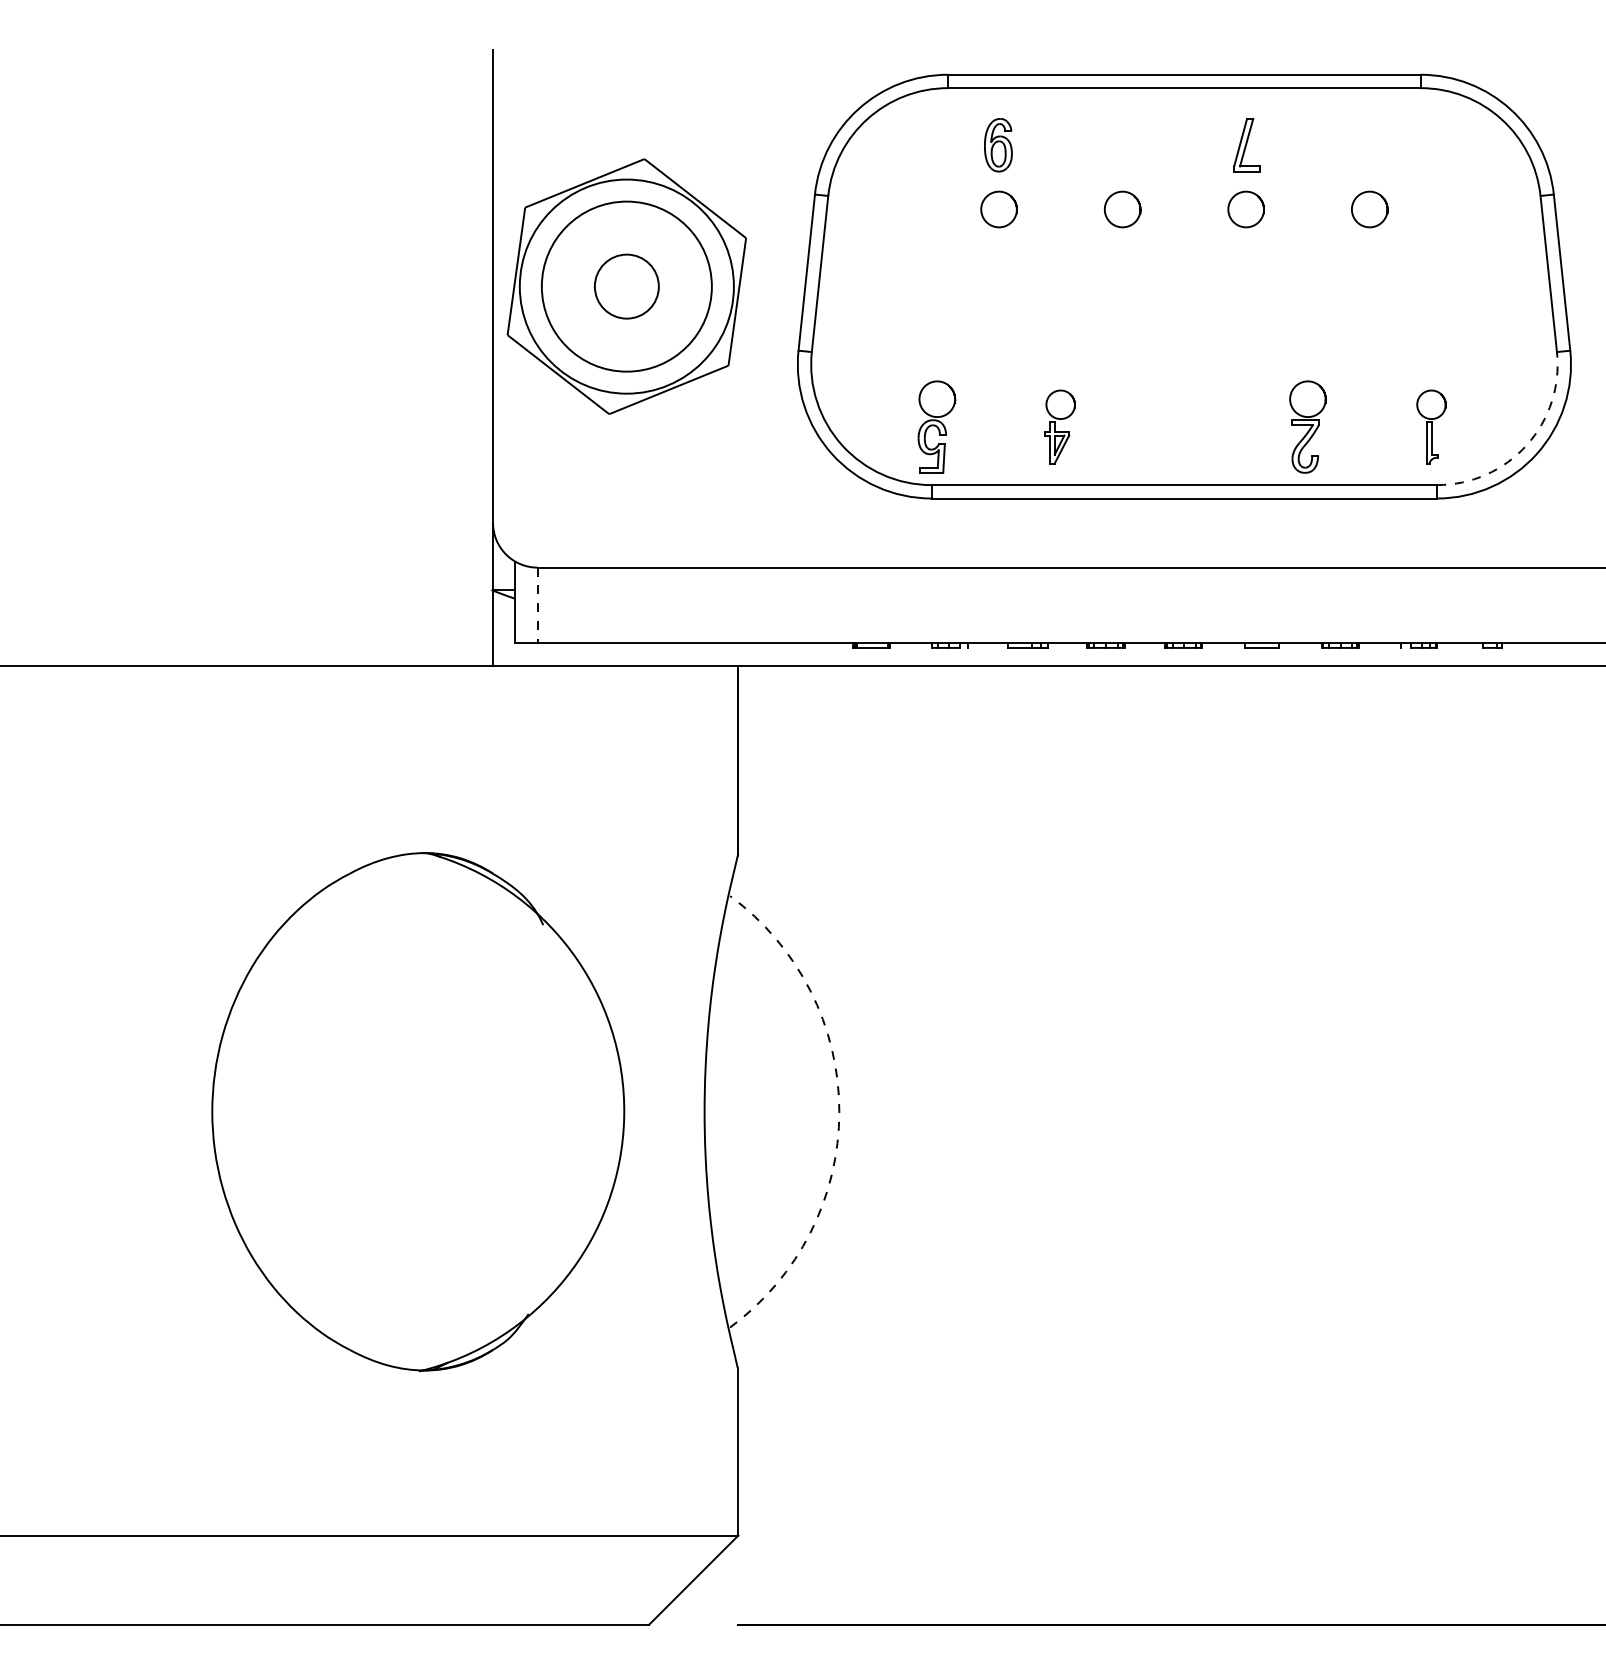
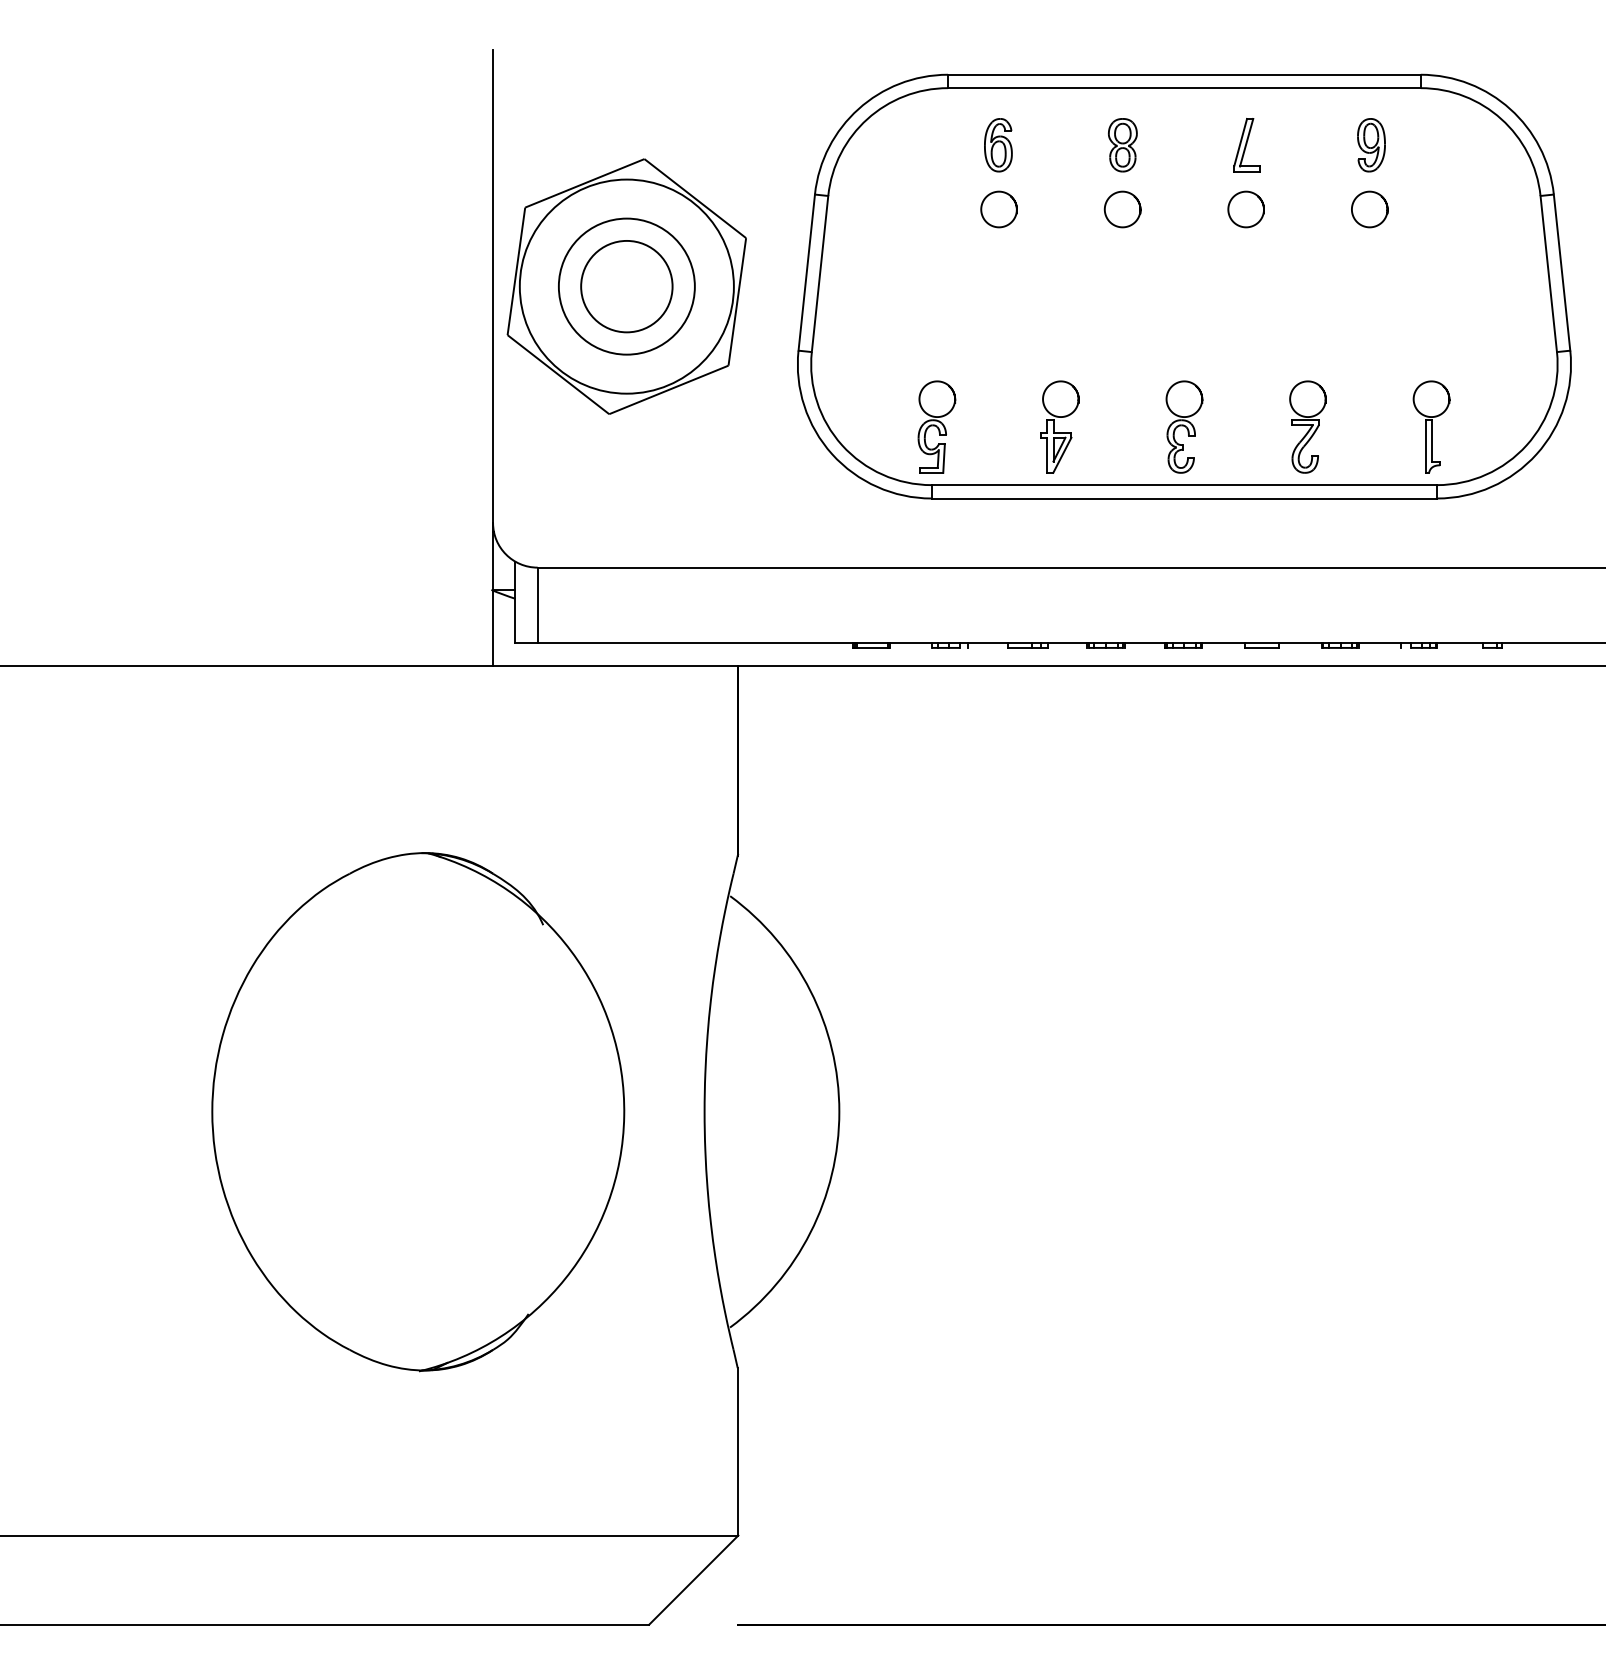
part: none -> present (1122, 145)
part: none -> present (1371, 145)
circle diameter: 170 px -> 136 px (626, 286)
circle diameter: 64 px -> 91 px (626, 286)
part size: 32x76 px -> 40x94 px (1059, 426)
part: none -> present (1184, 426)
part size: 31x76 px -> 39x94 px (1431, 426)
arc: dashed -> solid (1526, 445)
line: dashed -> solid (537, 605)
arc: dashed -> solid (839, 1111)
